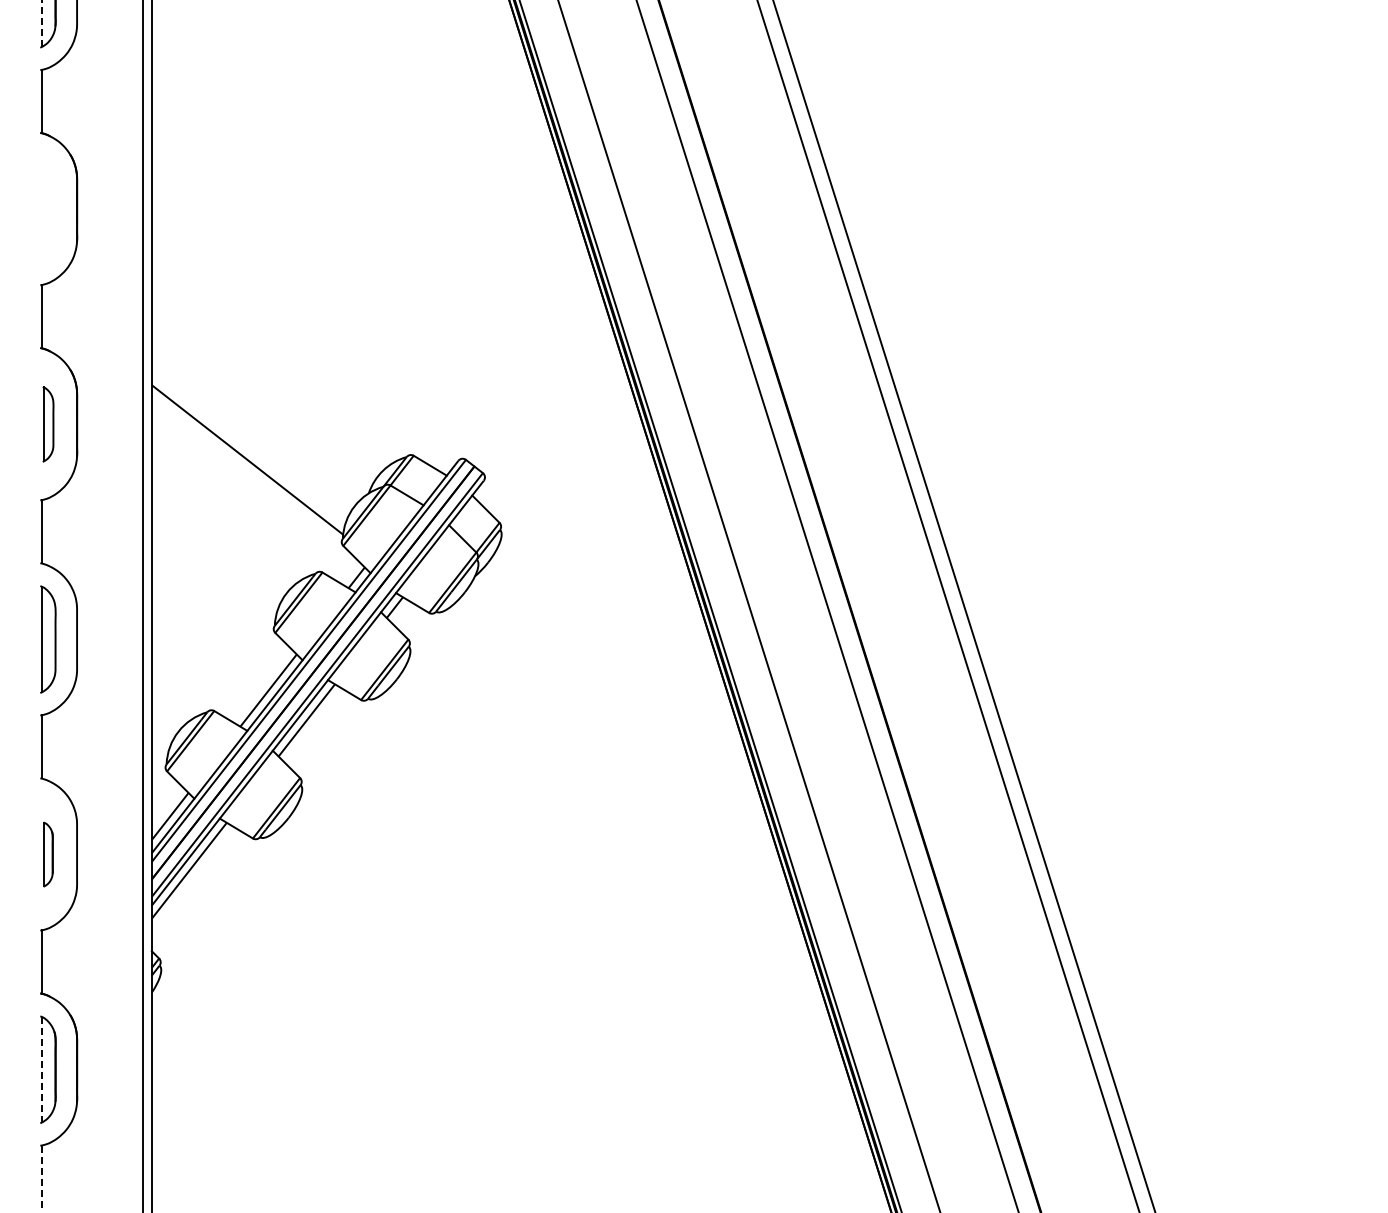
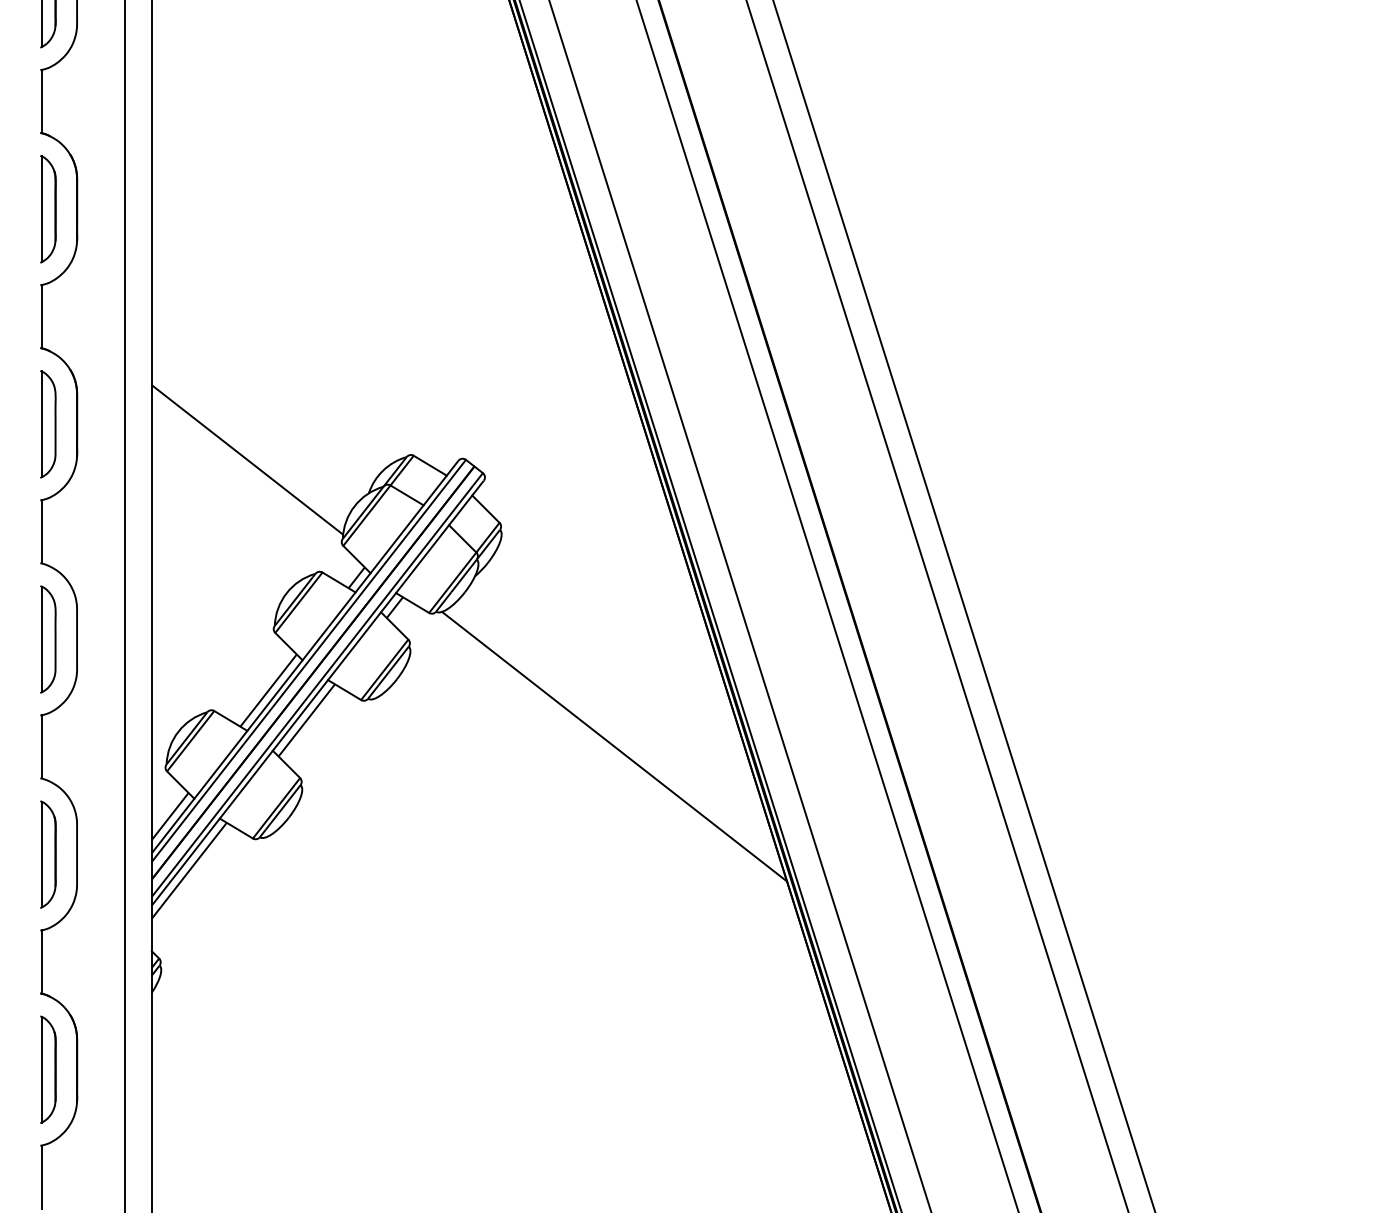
line: dashed -> solid (41, 24)
part: none -> present (48, 209)
part size: 13x77 px -> 17x109 px (48, 424)
line position: (142, 605) -> (124, 605) (124, 605)
line position: (748, 605) -> (739, 605) (739, 605)
line position: (947, 605) -> (937, 605) (937, 605)
line: none -> present (614, 746)
part size: 11x67 px -> 17x109 px (48, 854)
line: dashed -> solid (41, 1069)
line: dashed -> solid (41, 1177)
